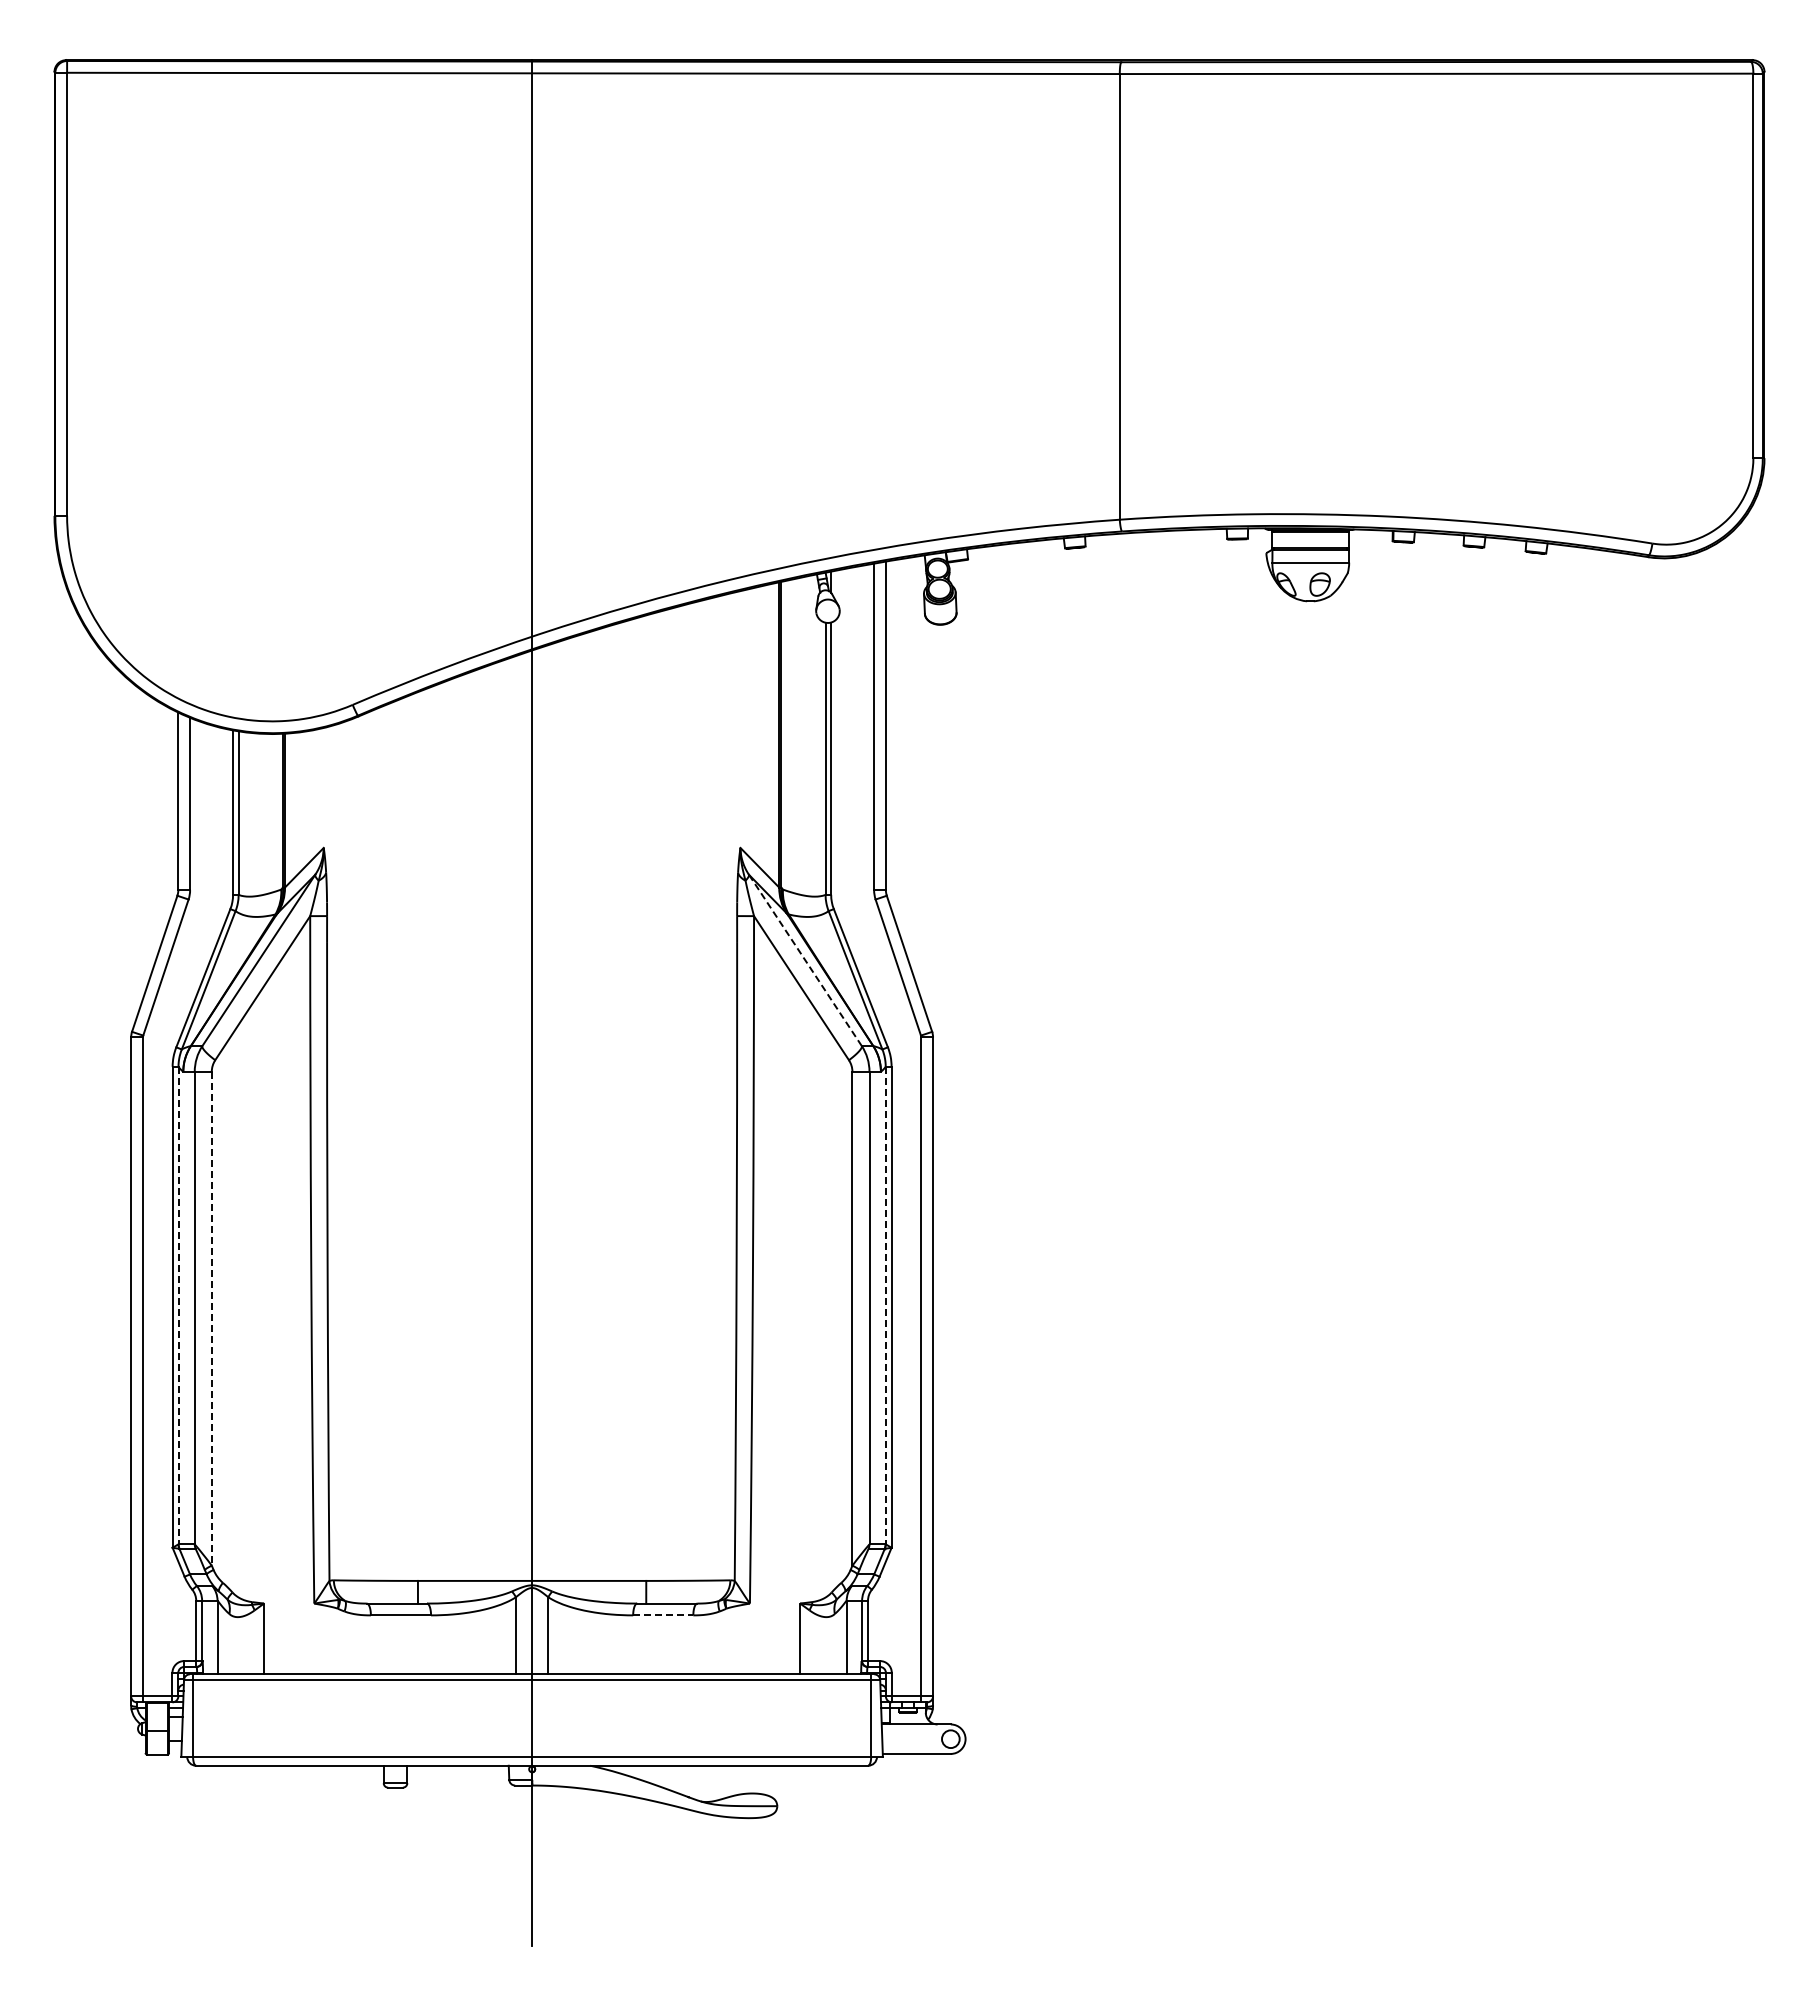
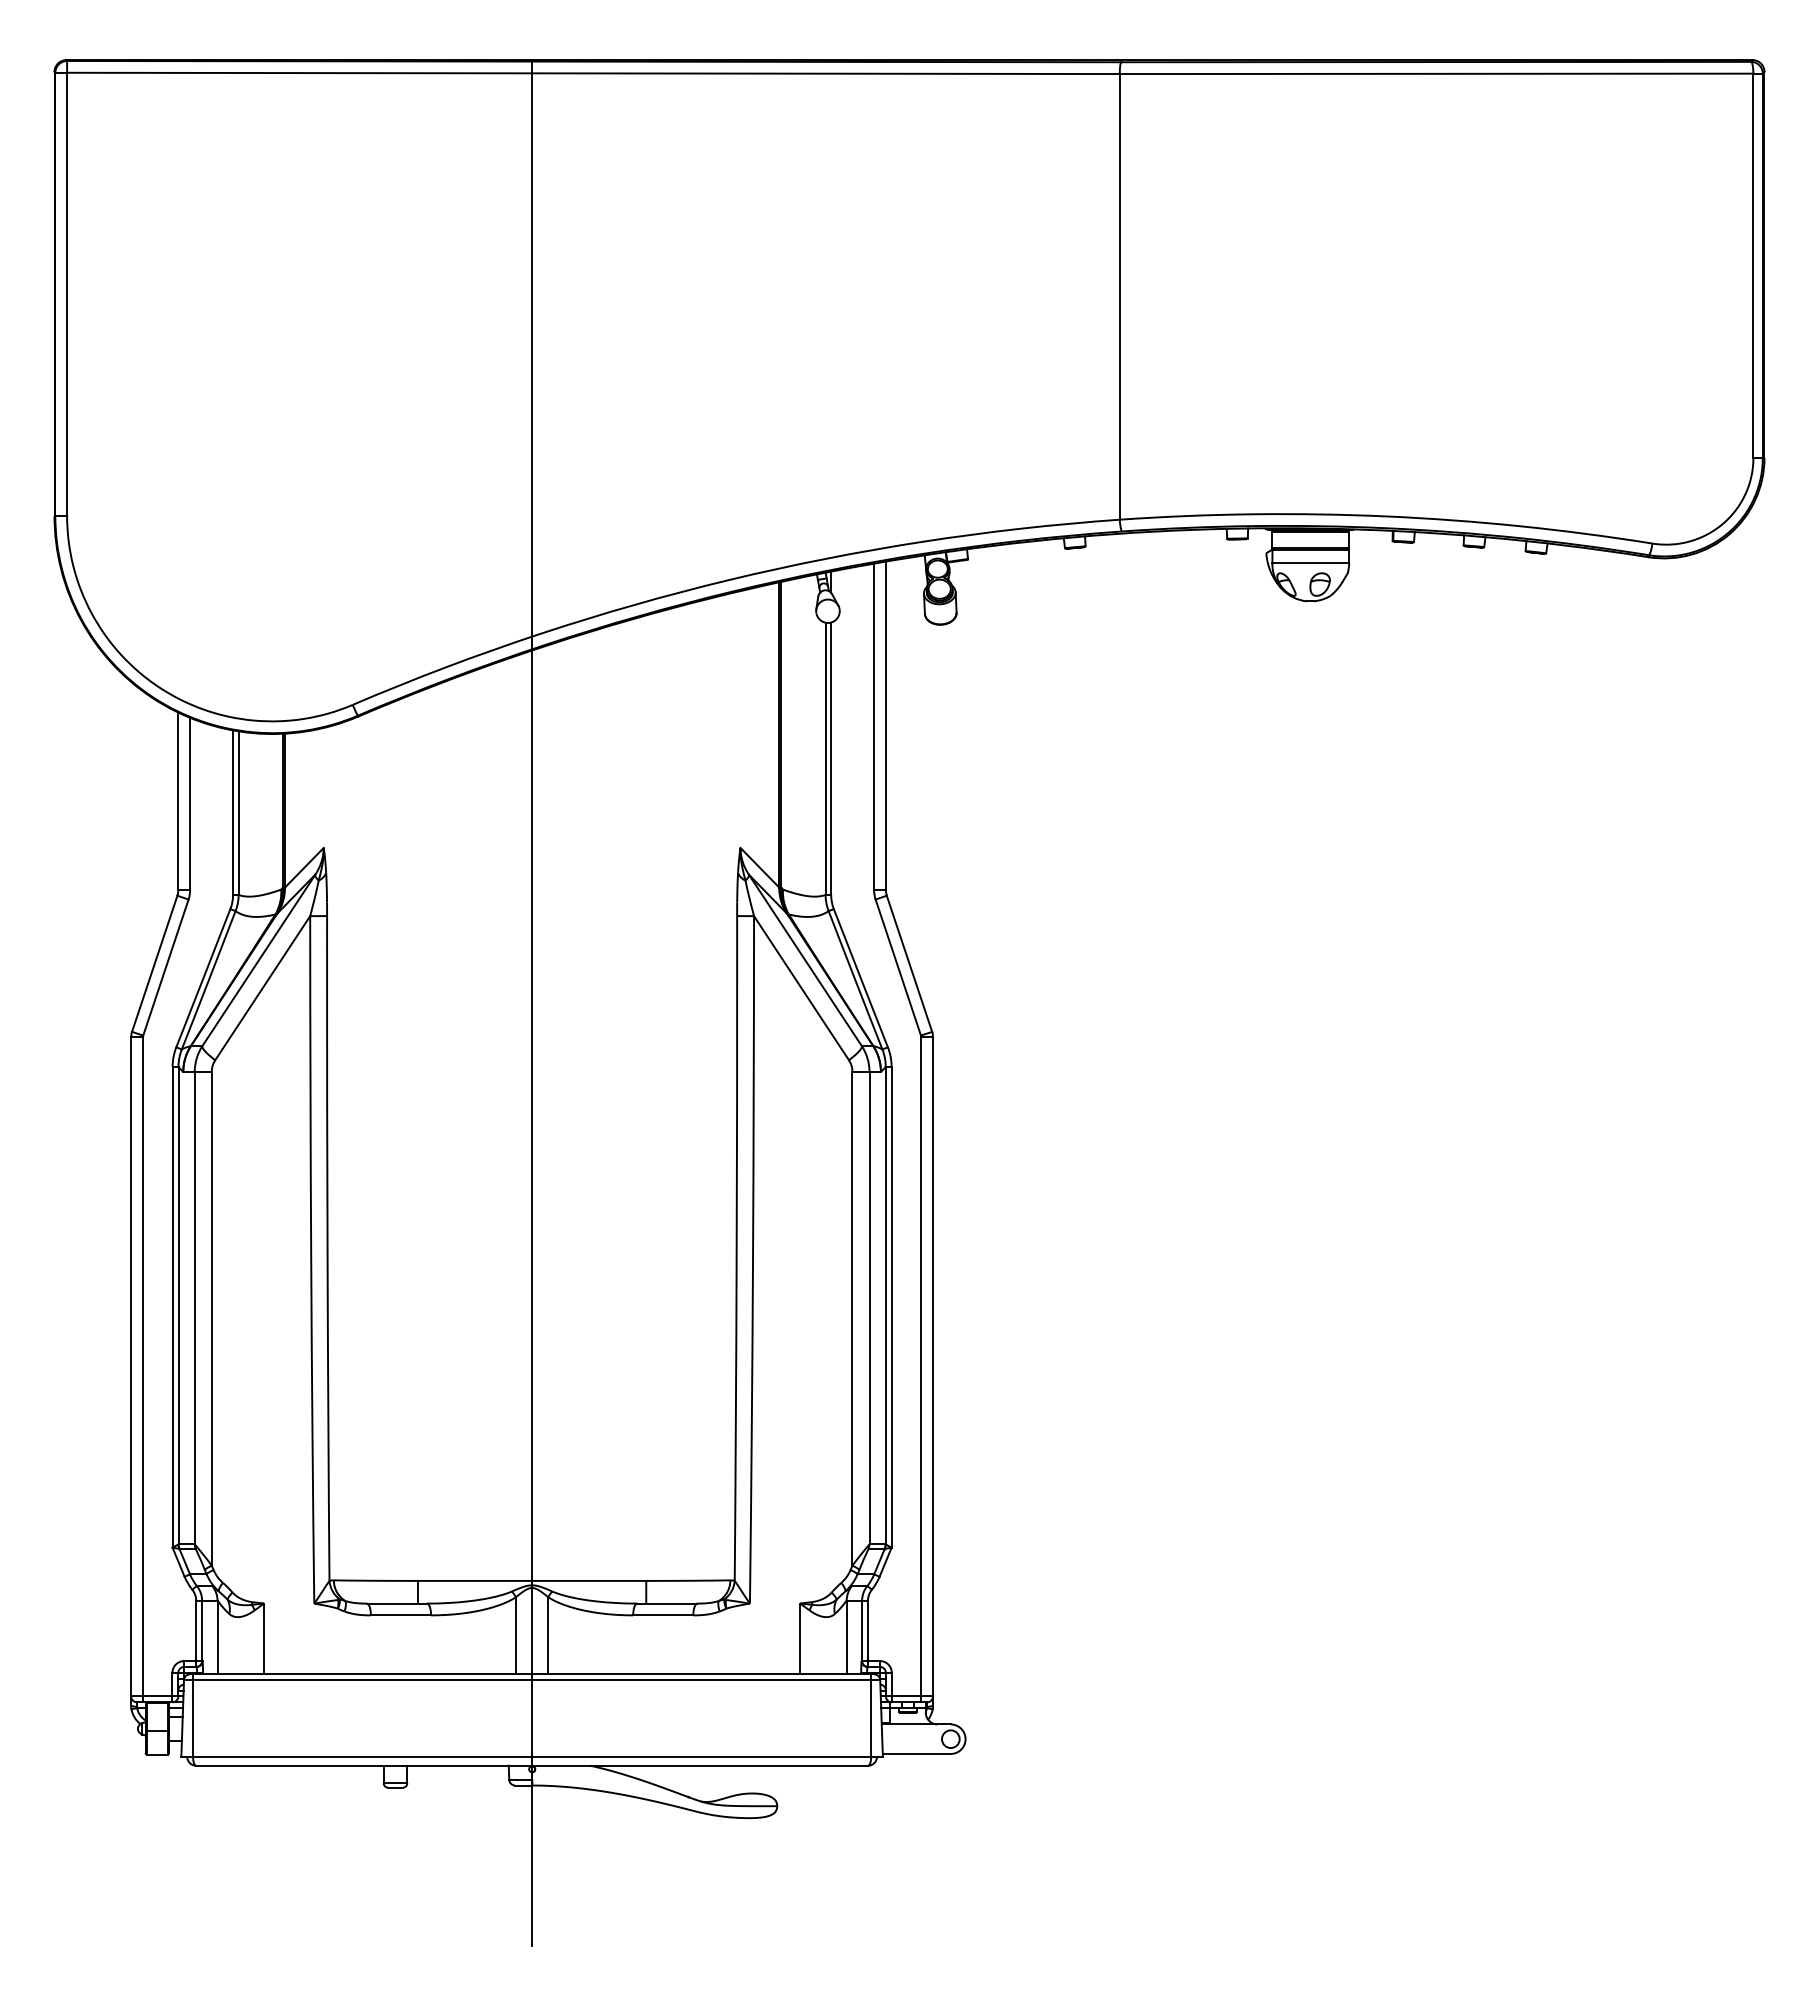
line: dashed -> solid (805, 960)
line: dashed -> solid (178, 1305)
line: dashed -> solid (885, 1305)
line: dashed -> solid (211, 1318)
line: dashed -> solid (663, 1615)
